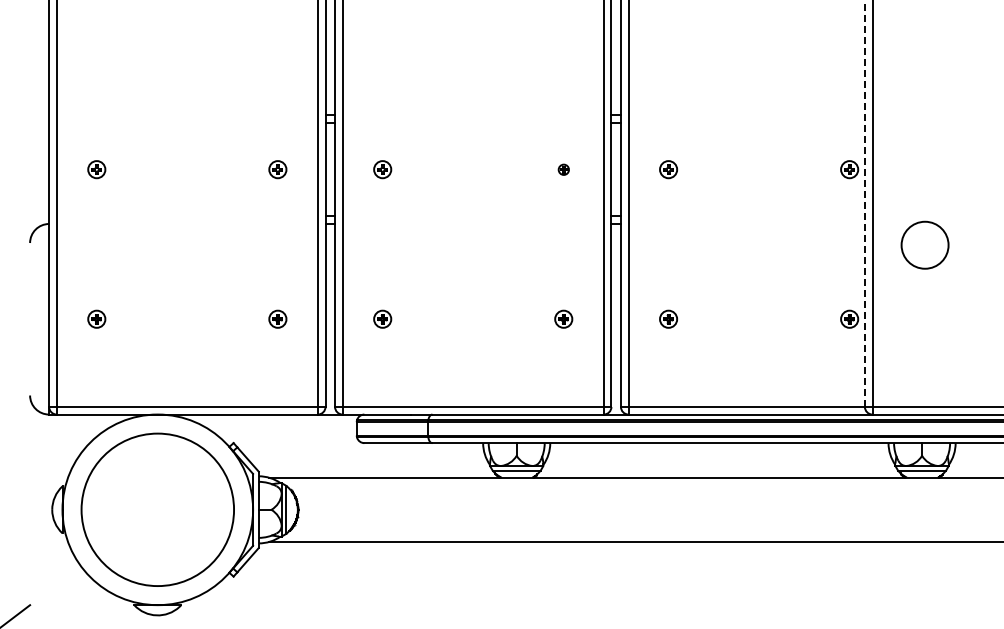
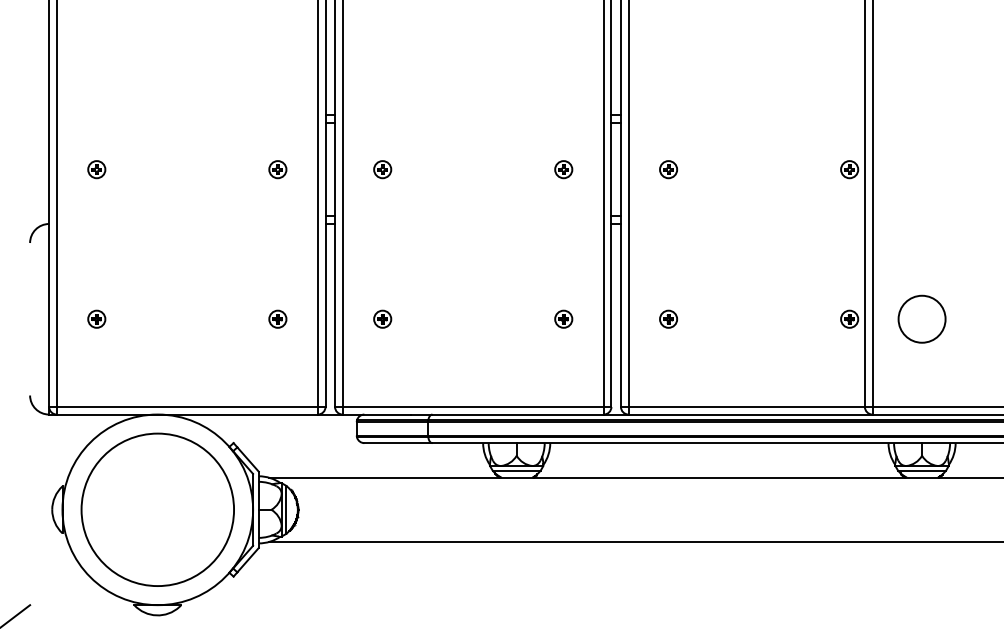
part size: 13x13 px -> 20x20 px (563, 169)
line: dashed -> solid (864, 203)
circle position: (924, 244) -> (921, 318) (921, 318)
